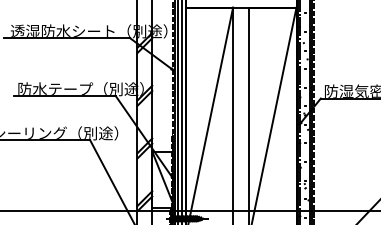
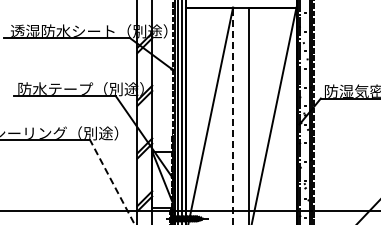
line: solid -> dashed (233, 115)
line: solid -> dashed (112, 182)
